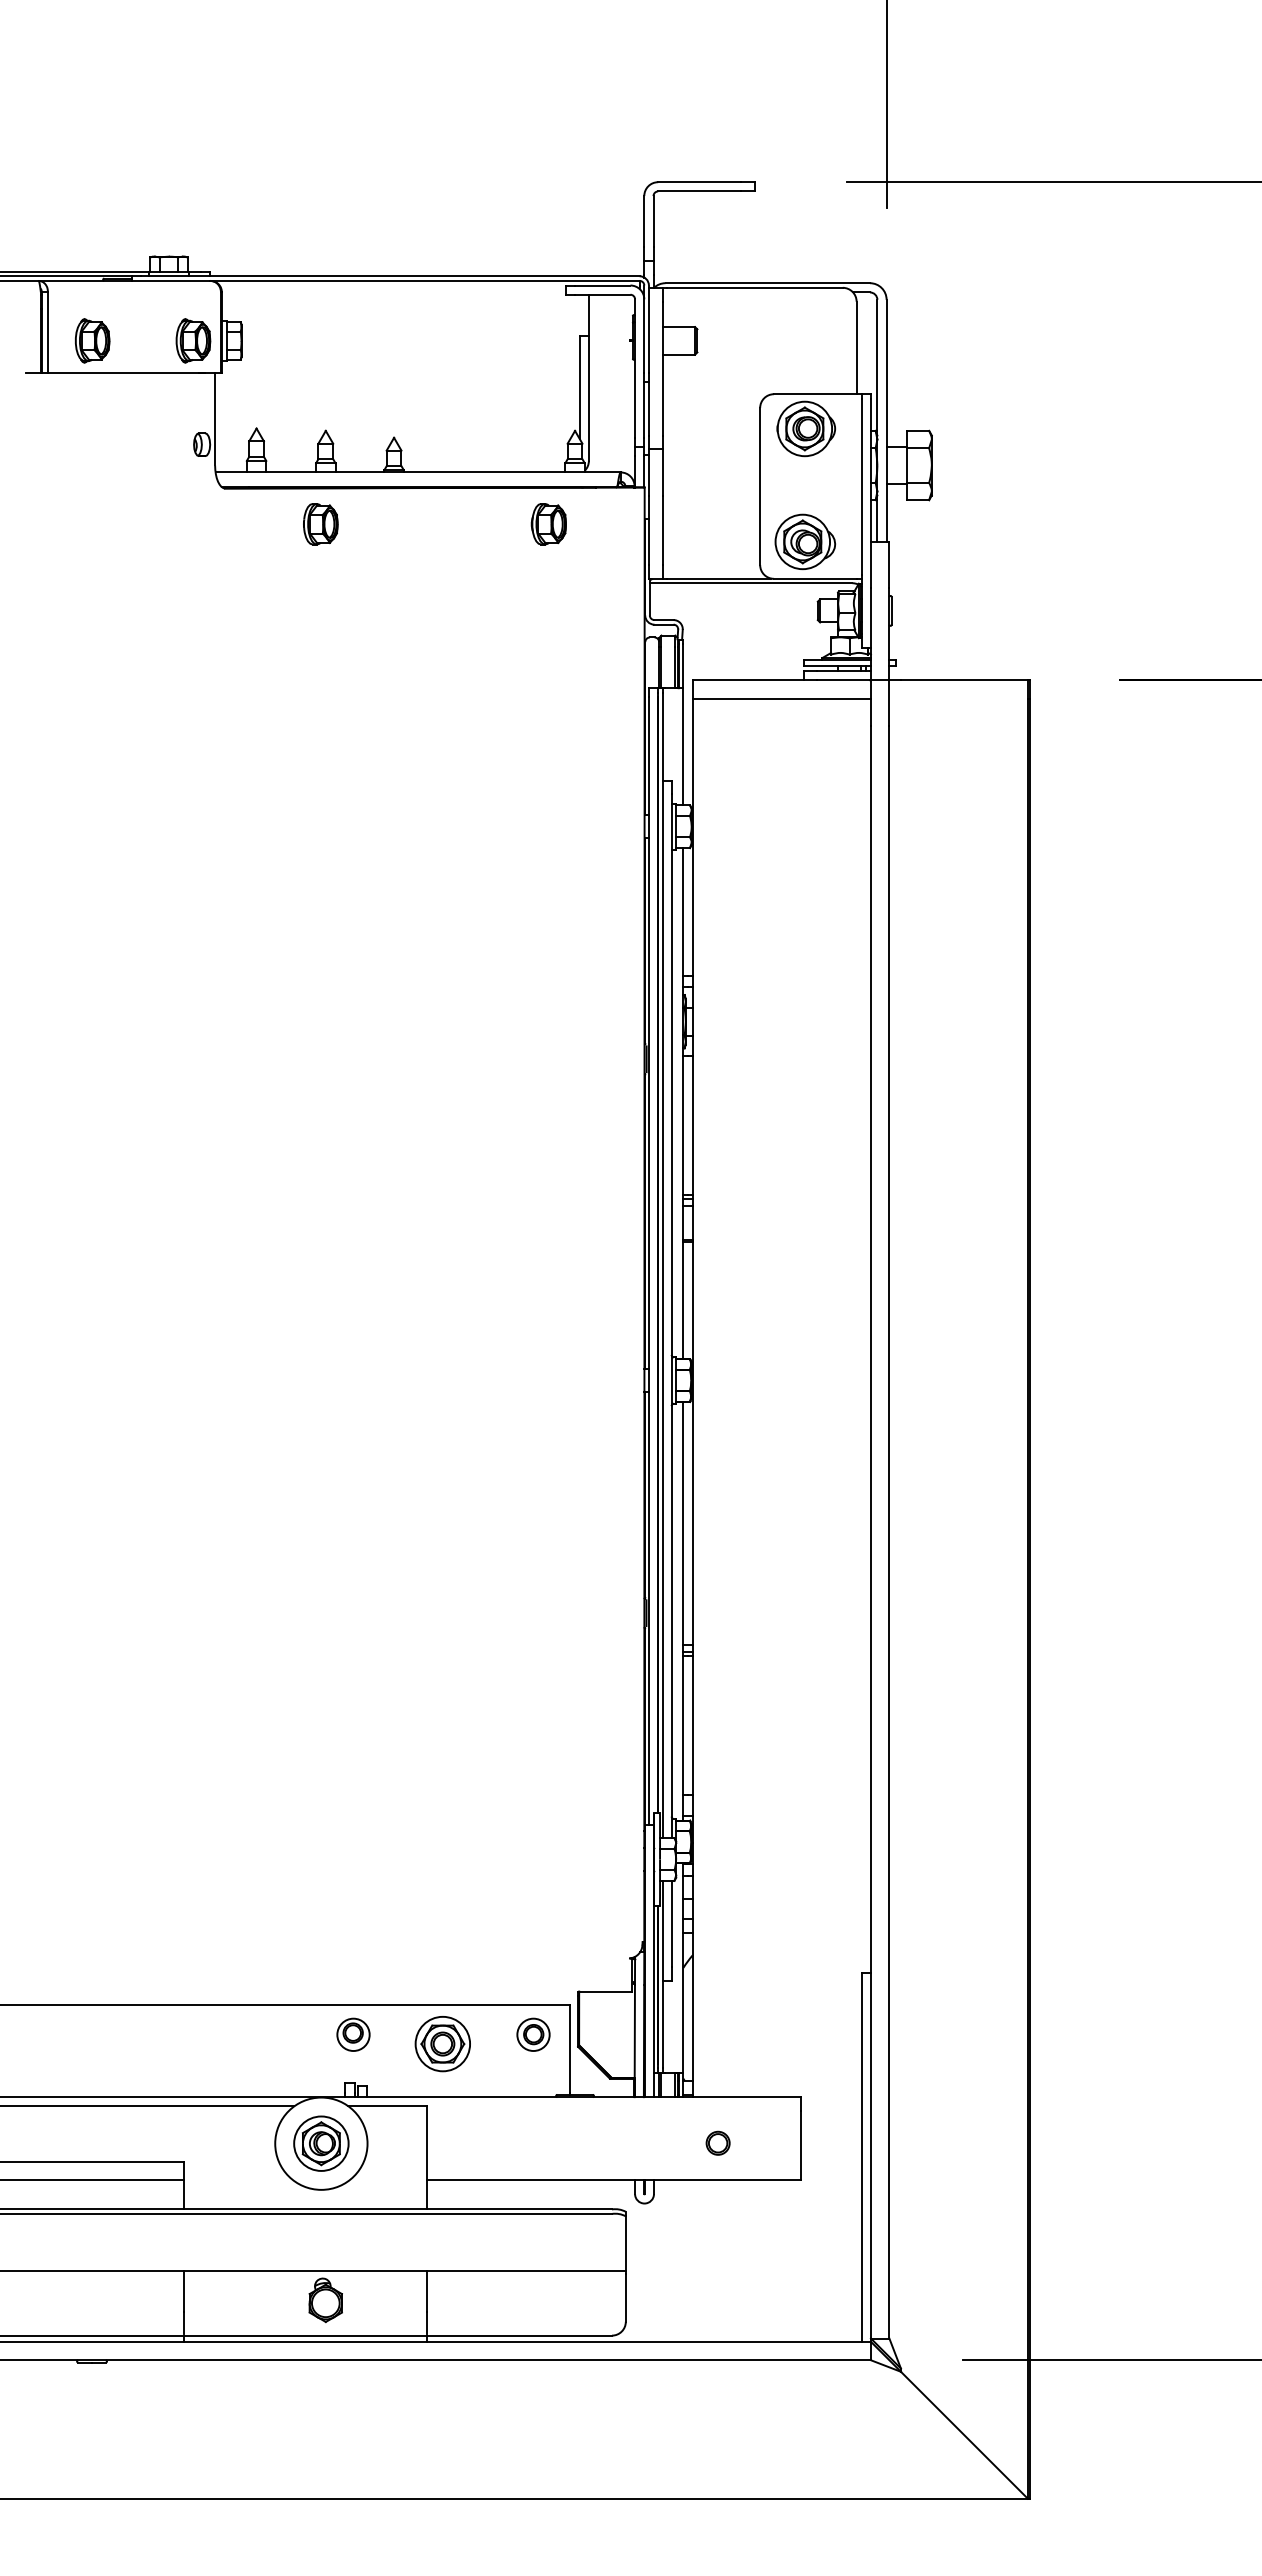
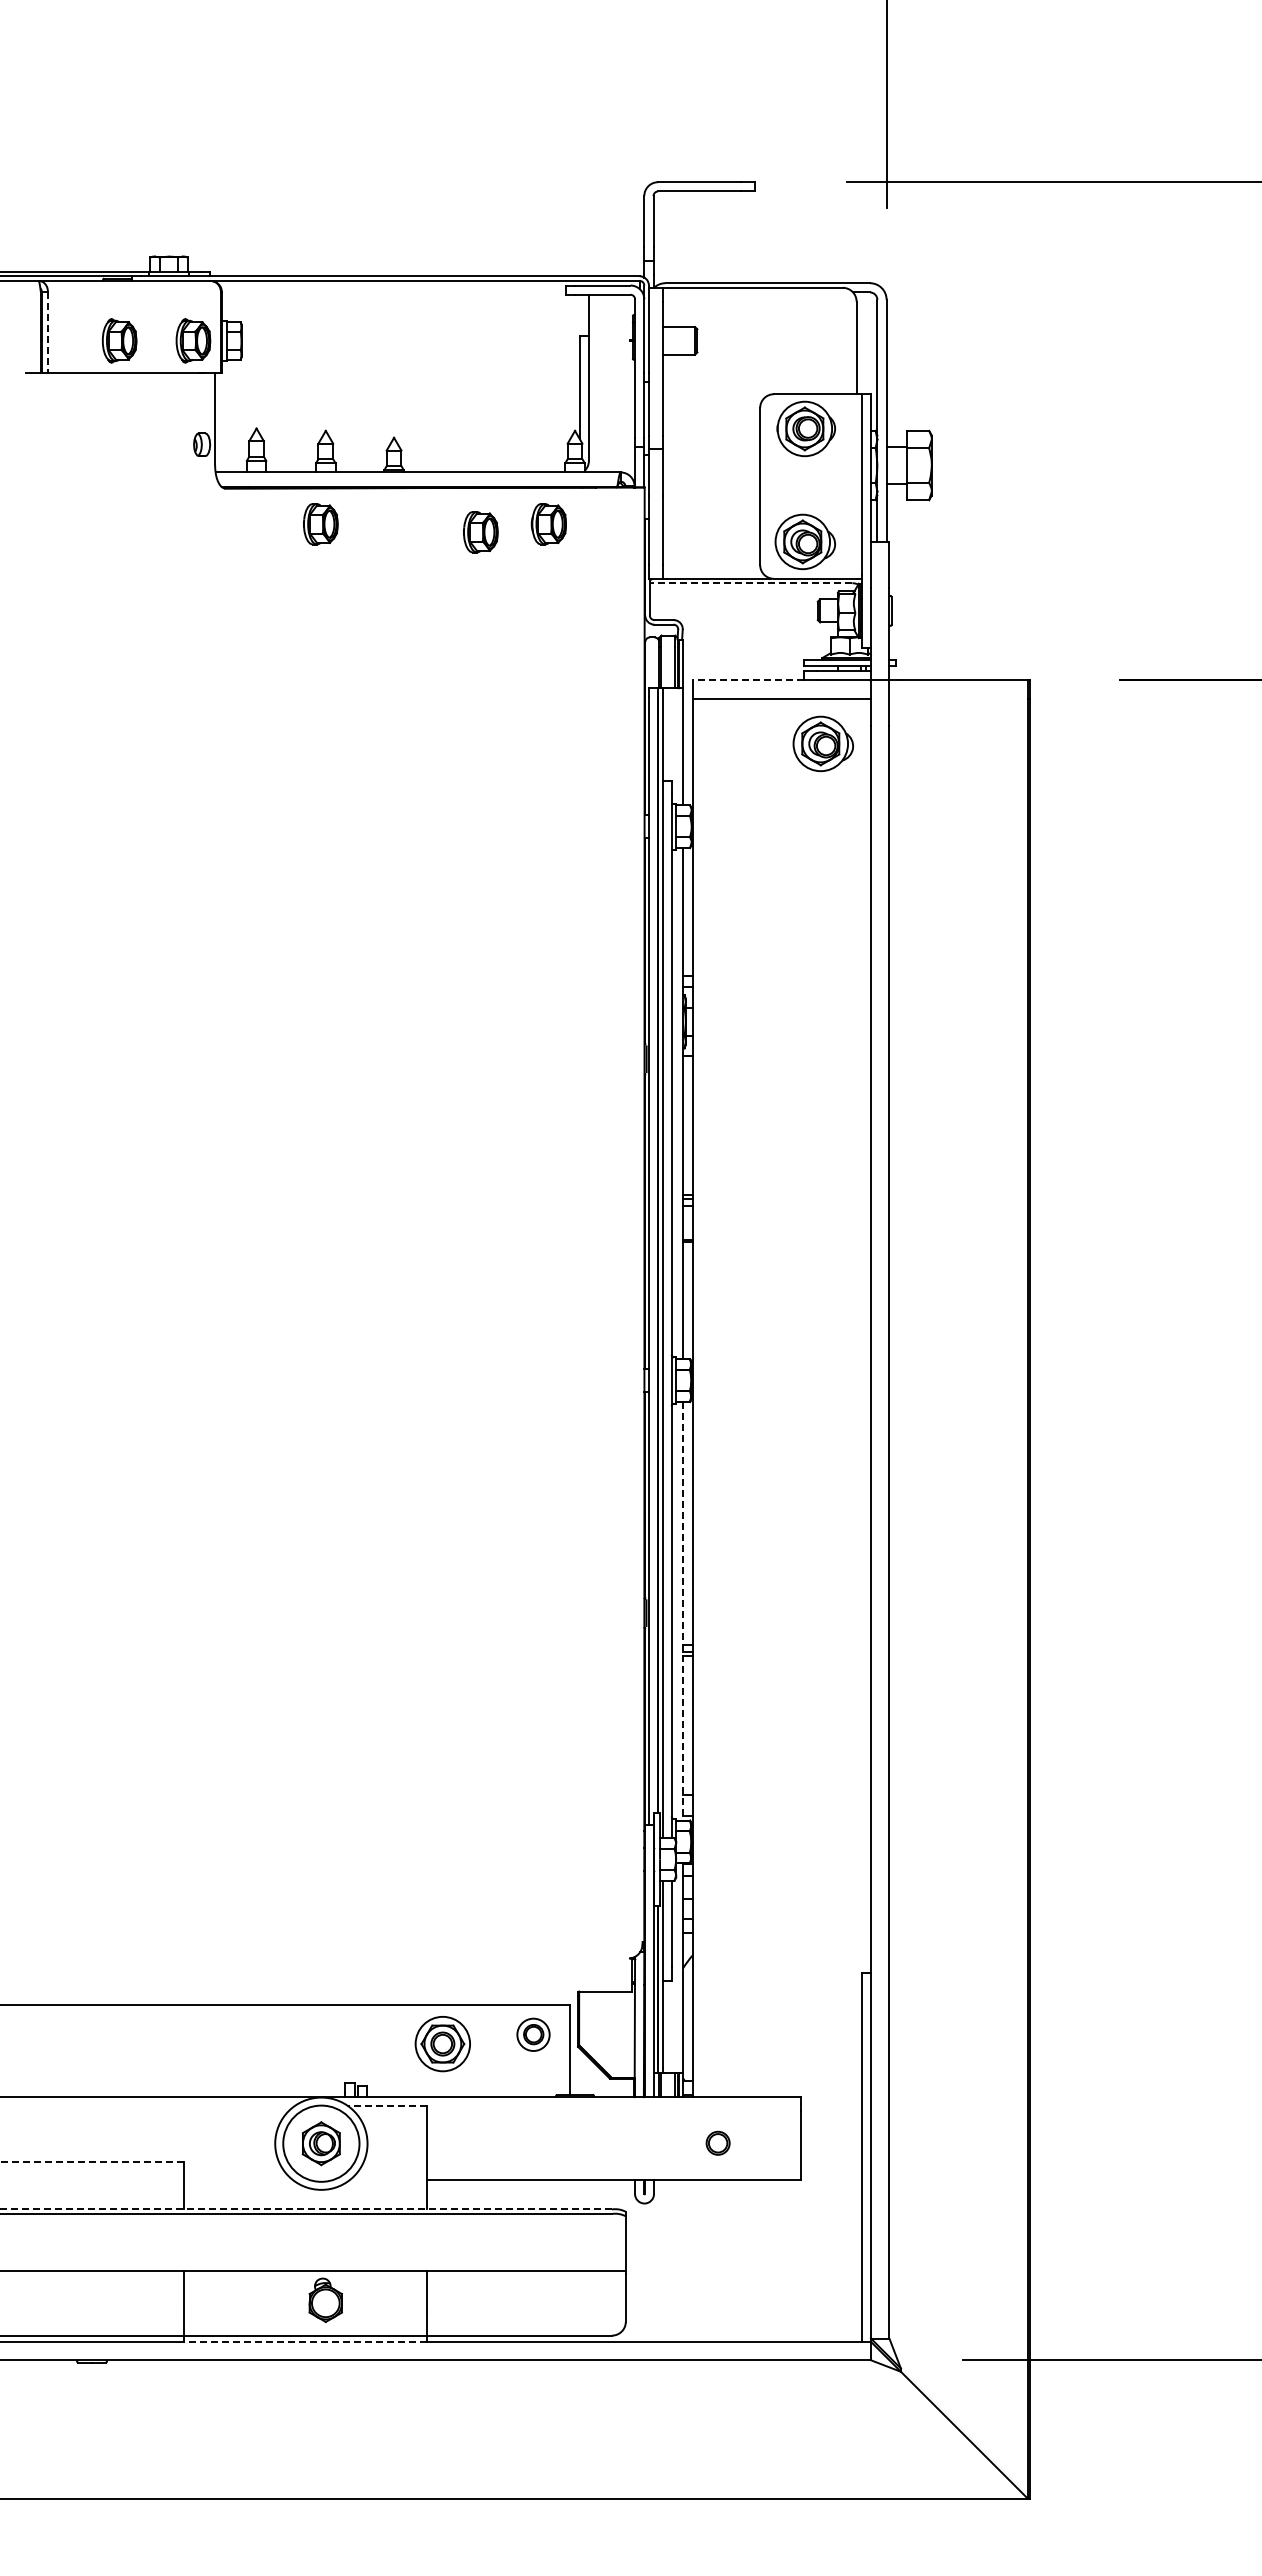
line: solid -> dashed (47, 333)
part position: (92, 340) -> (119, 340) (119, 340)
part: none -> present (480, 532)
line: solid -> dashed (750, 583)
line: solid -> dashed (747, 680)
part: none -> present (823, 743)
line: solid -> dashed (683, 1611)
part: present -> none (353, 2034)
line: present -> none (148, 2106)
line: solid -> dashed (387, 2106)
circle diameter: 54 px -> 76 px (321, 2143)
line: solid -> dashed (92, 2161)
line: present -> none (93, 2180)
line: solid -> dashed (306, 2209)
line: solid -> dashed (305, 2341)
